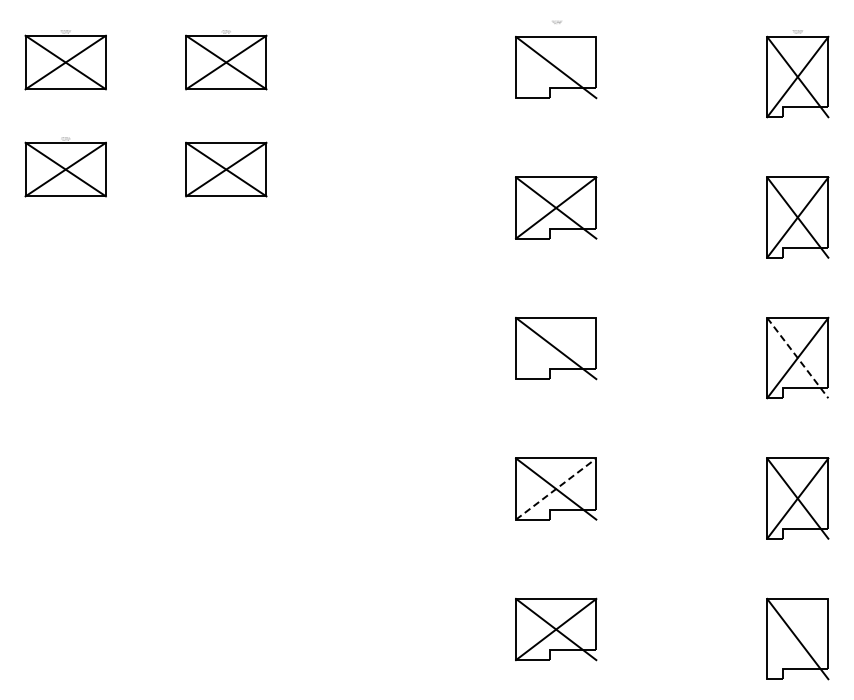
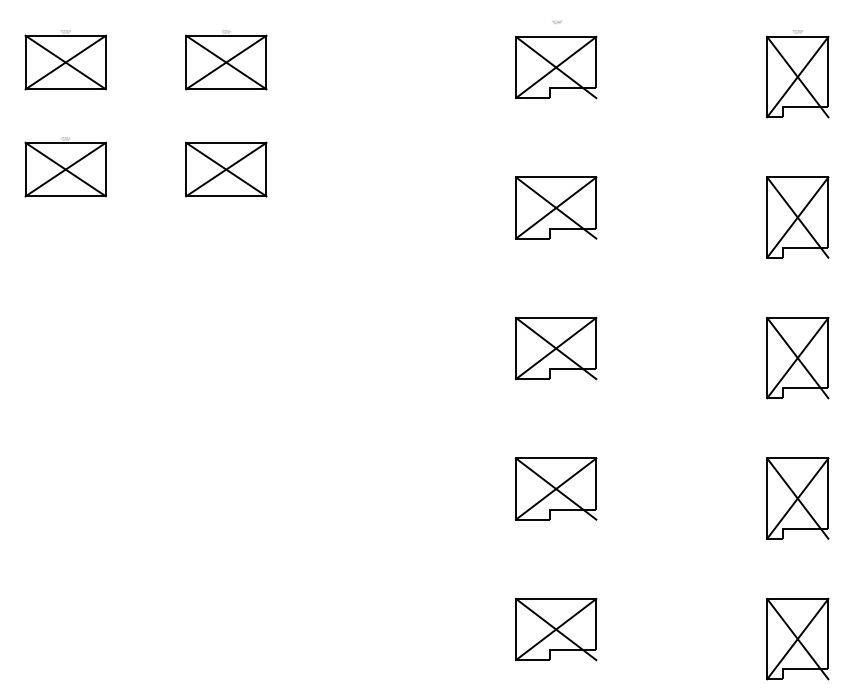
line: none -> present (556, 67)
line: none -> present (556, 348)
line: dashed -> solid (798, 358)
line: dashed -> solid (556, 488)
line: none -> present (797, 638)
